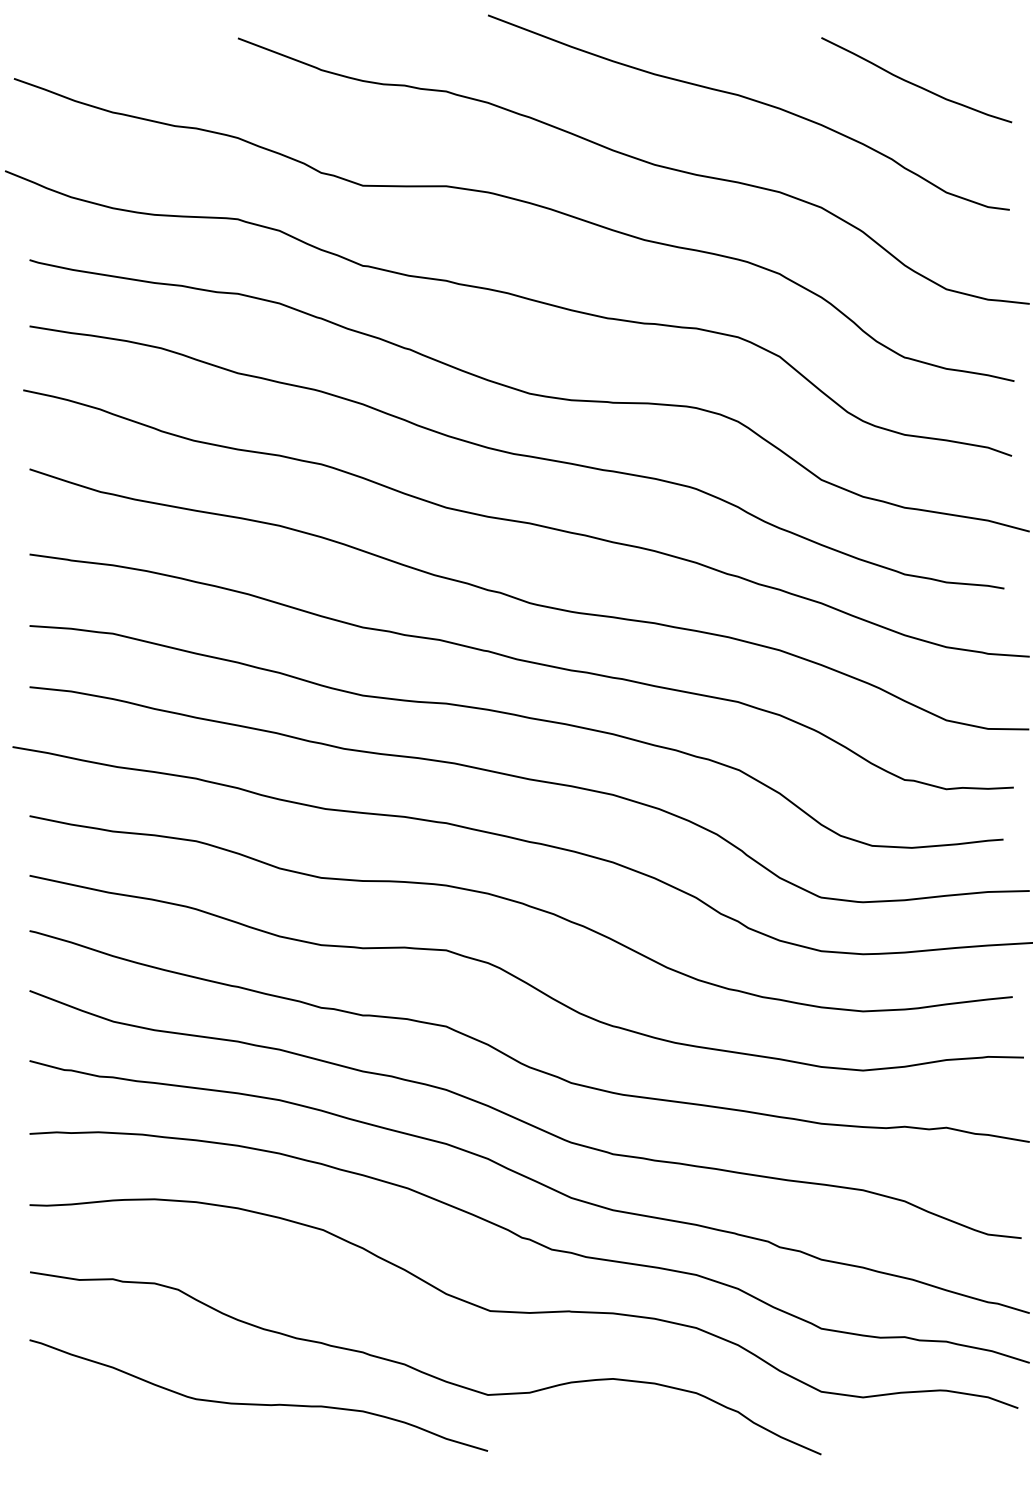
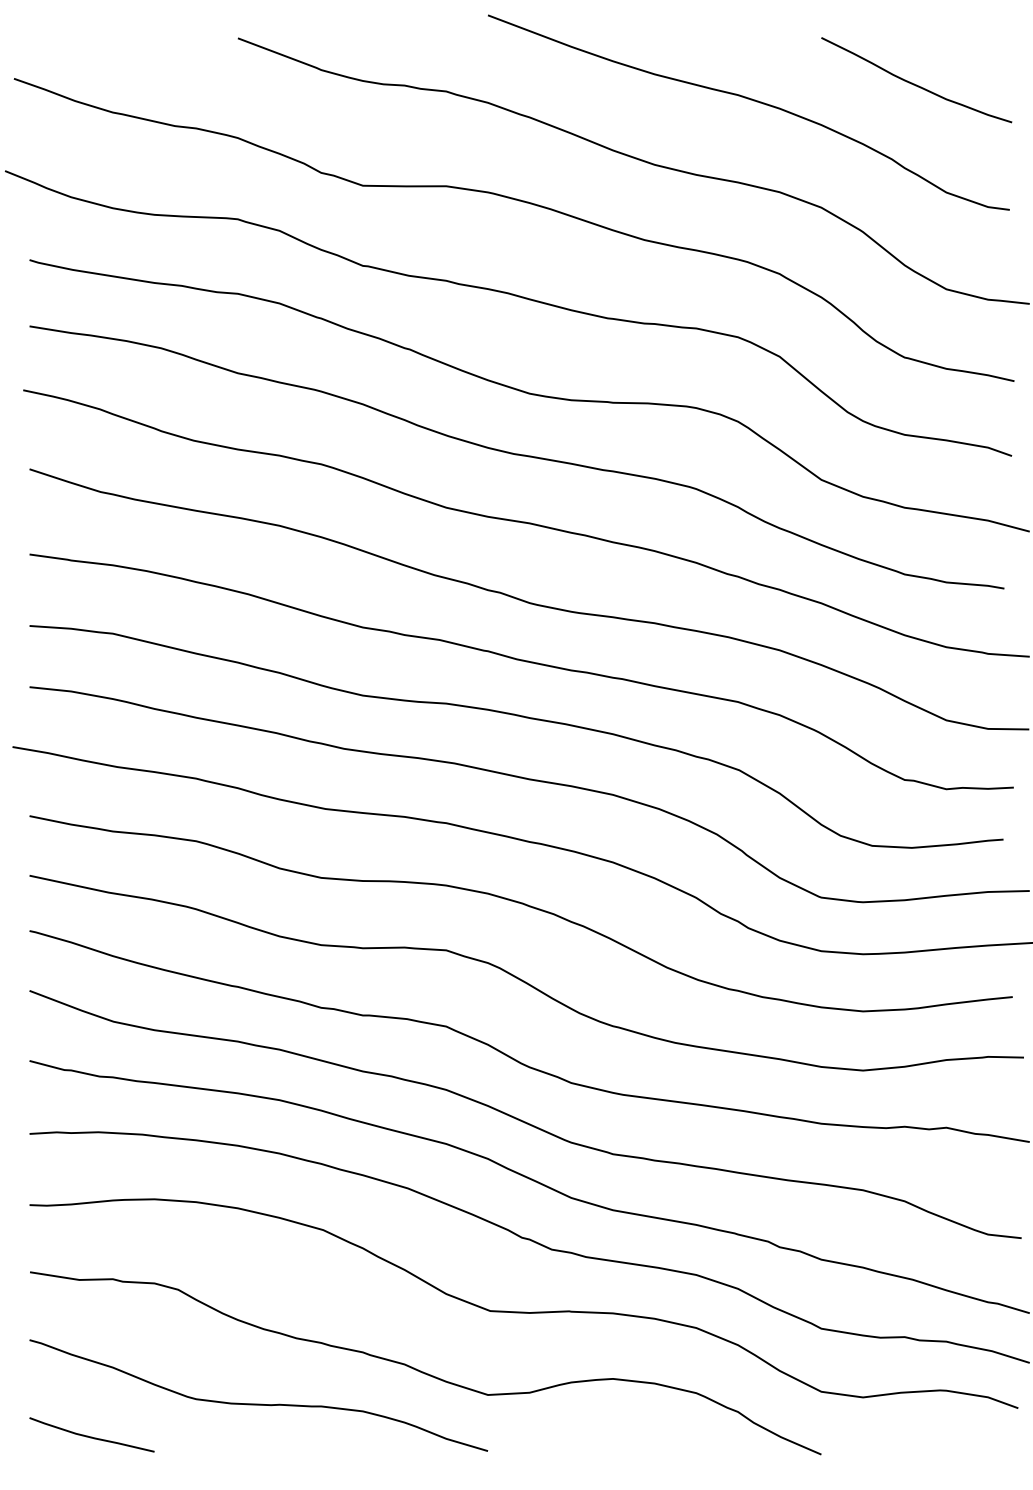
curve: none -> present (91, 1436)
